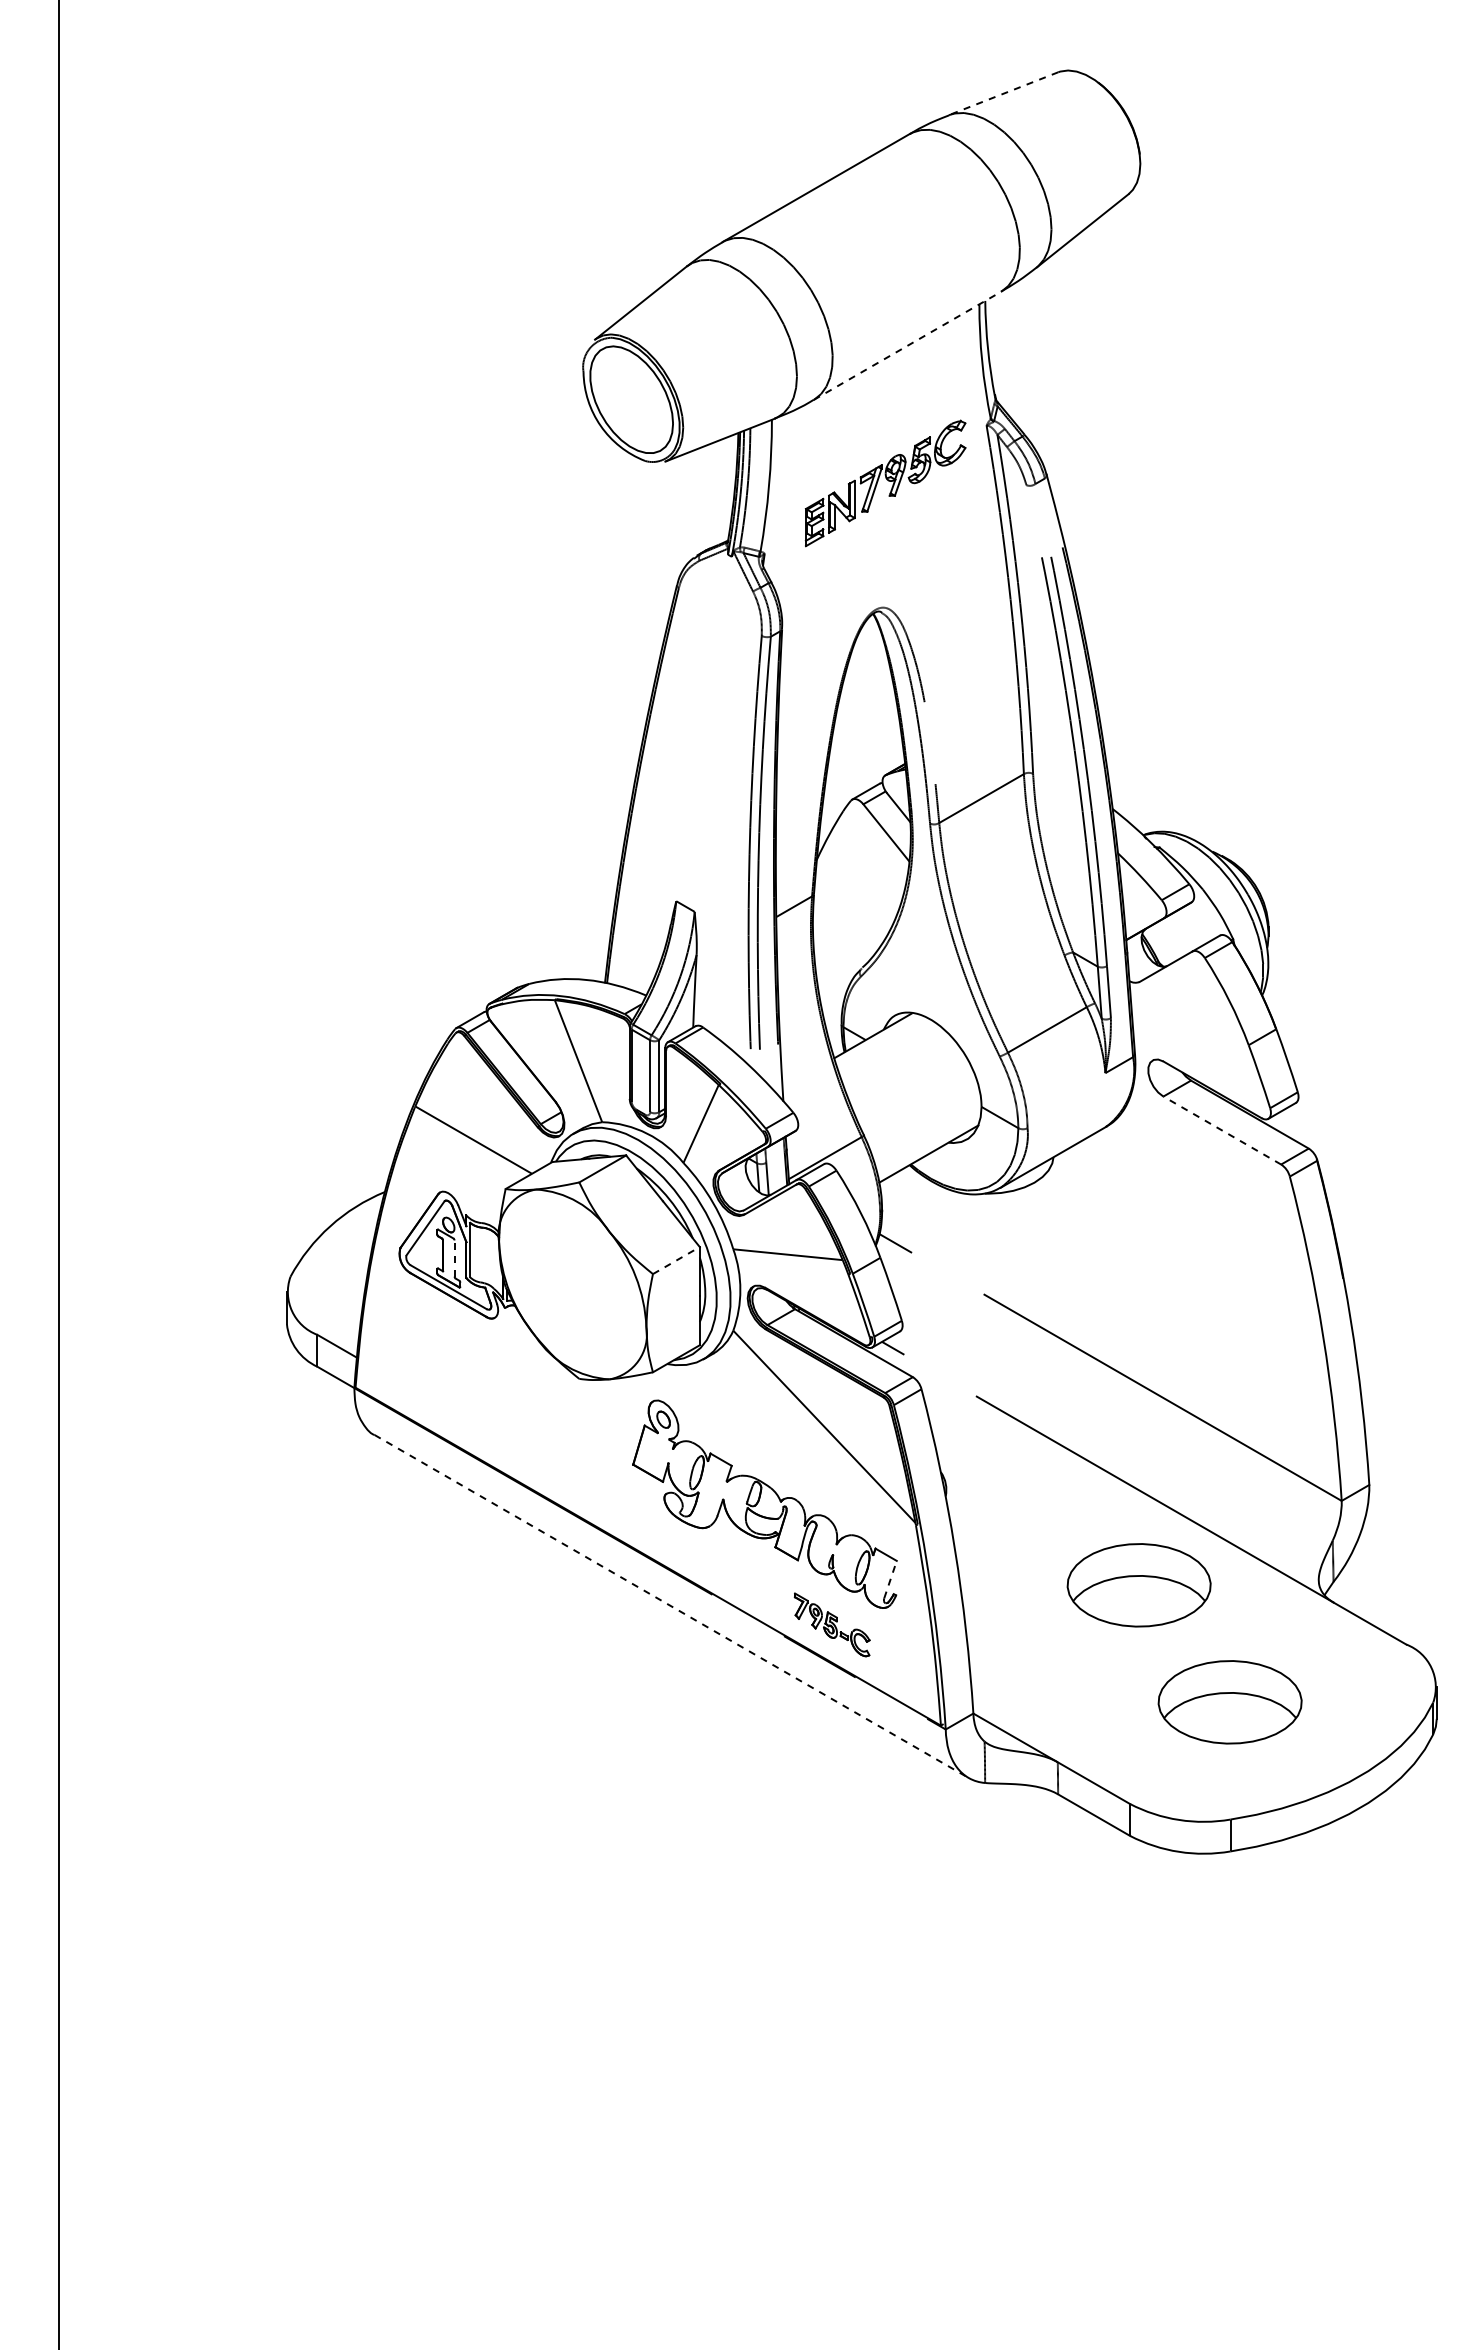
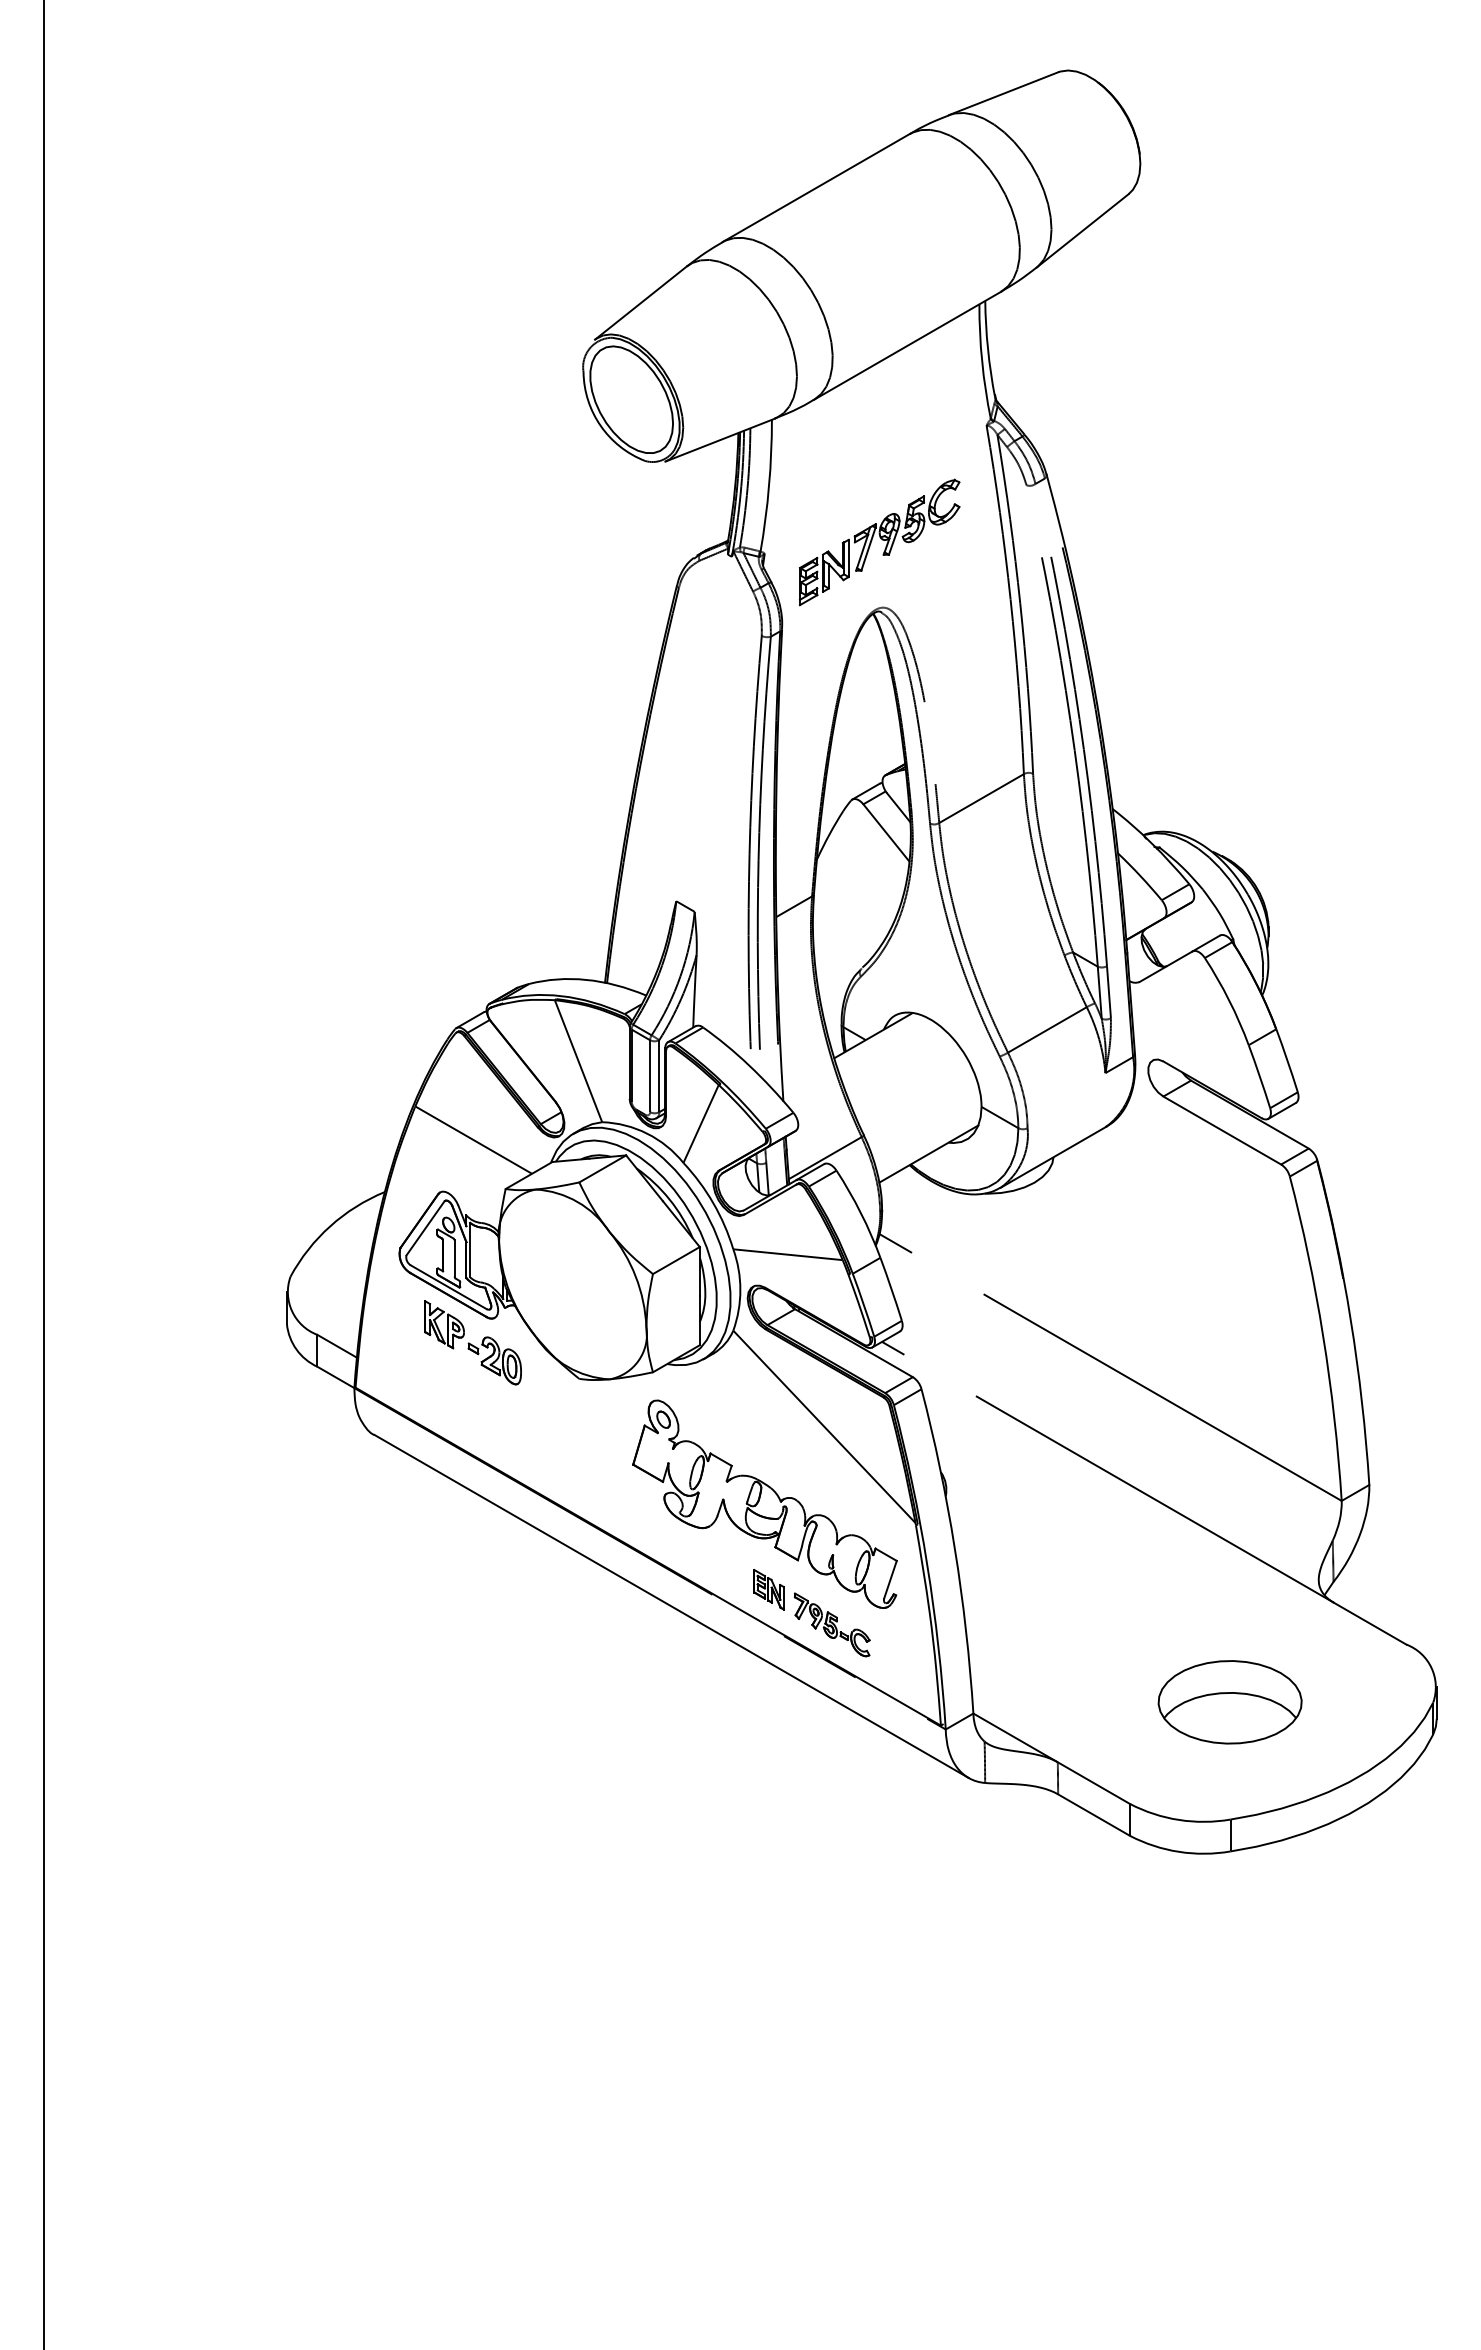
line: dashed -> solid (1003, 93)
line: dashed -> solid (907, 345)
part position: (885, 483) -> (879, 542) (879, 542)
line: dashed -> solid (1222, 1130)
line position: (59, 1174) -> (44, 1174) (44, 1174)
line: dashed -> solid (454, 1258)
line: dashed -> solid (676, 1260)
part: none -> present (472, 1342)
line: dashed -> solid (890, 1579)
part: present -> none (1138, 1585)
part: none -> present (768, 1589)
line: dashed -> solid (671, 1606)
